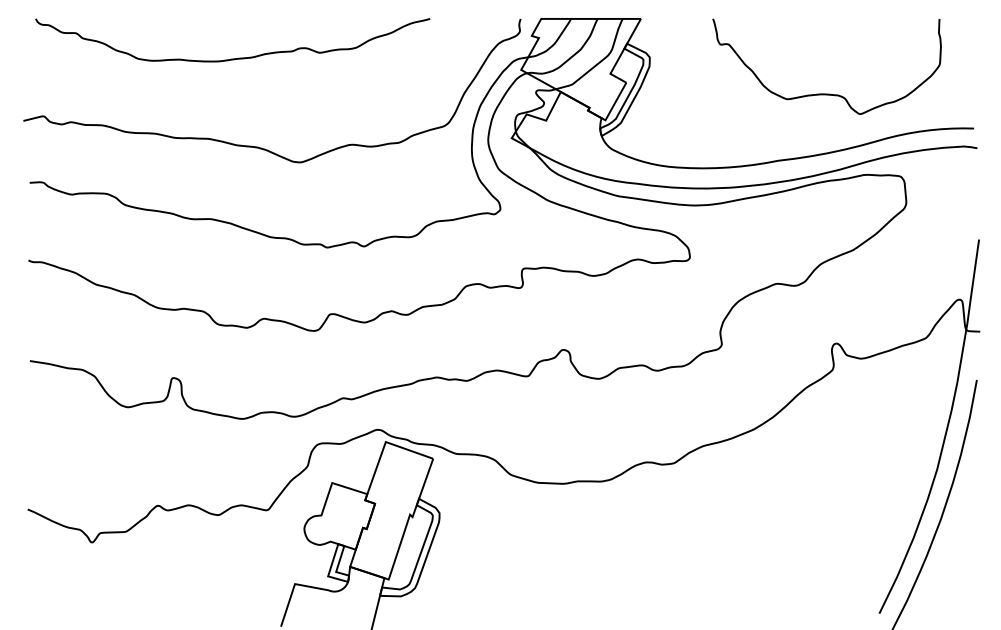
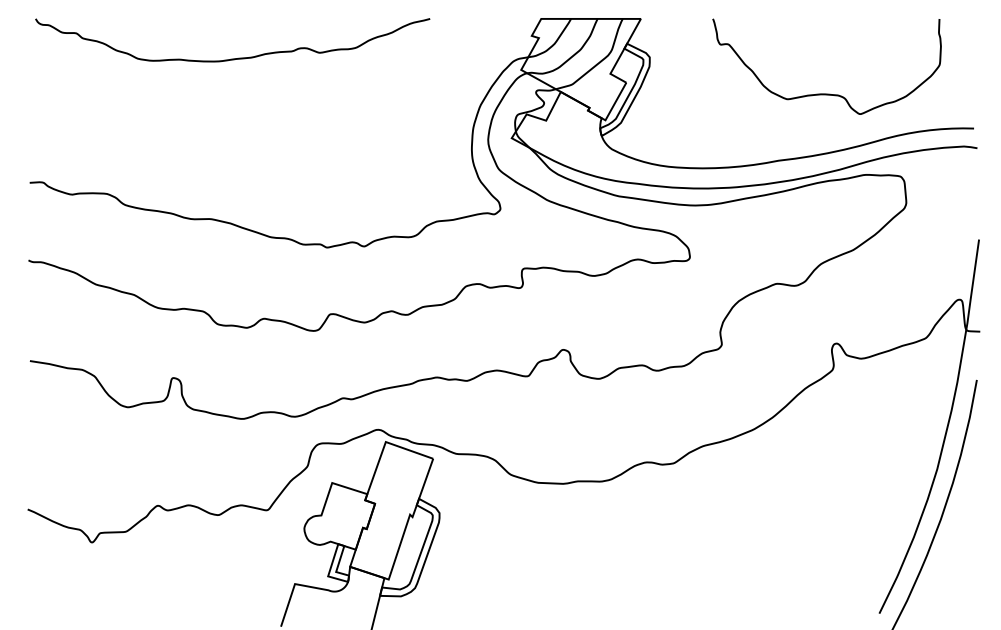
curve: present -> none (258, 146)
